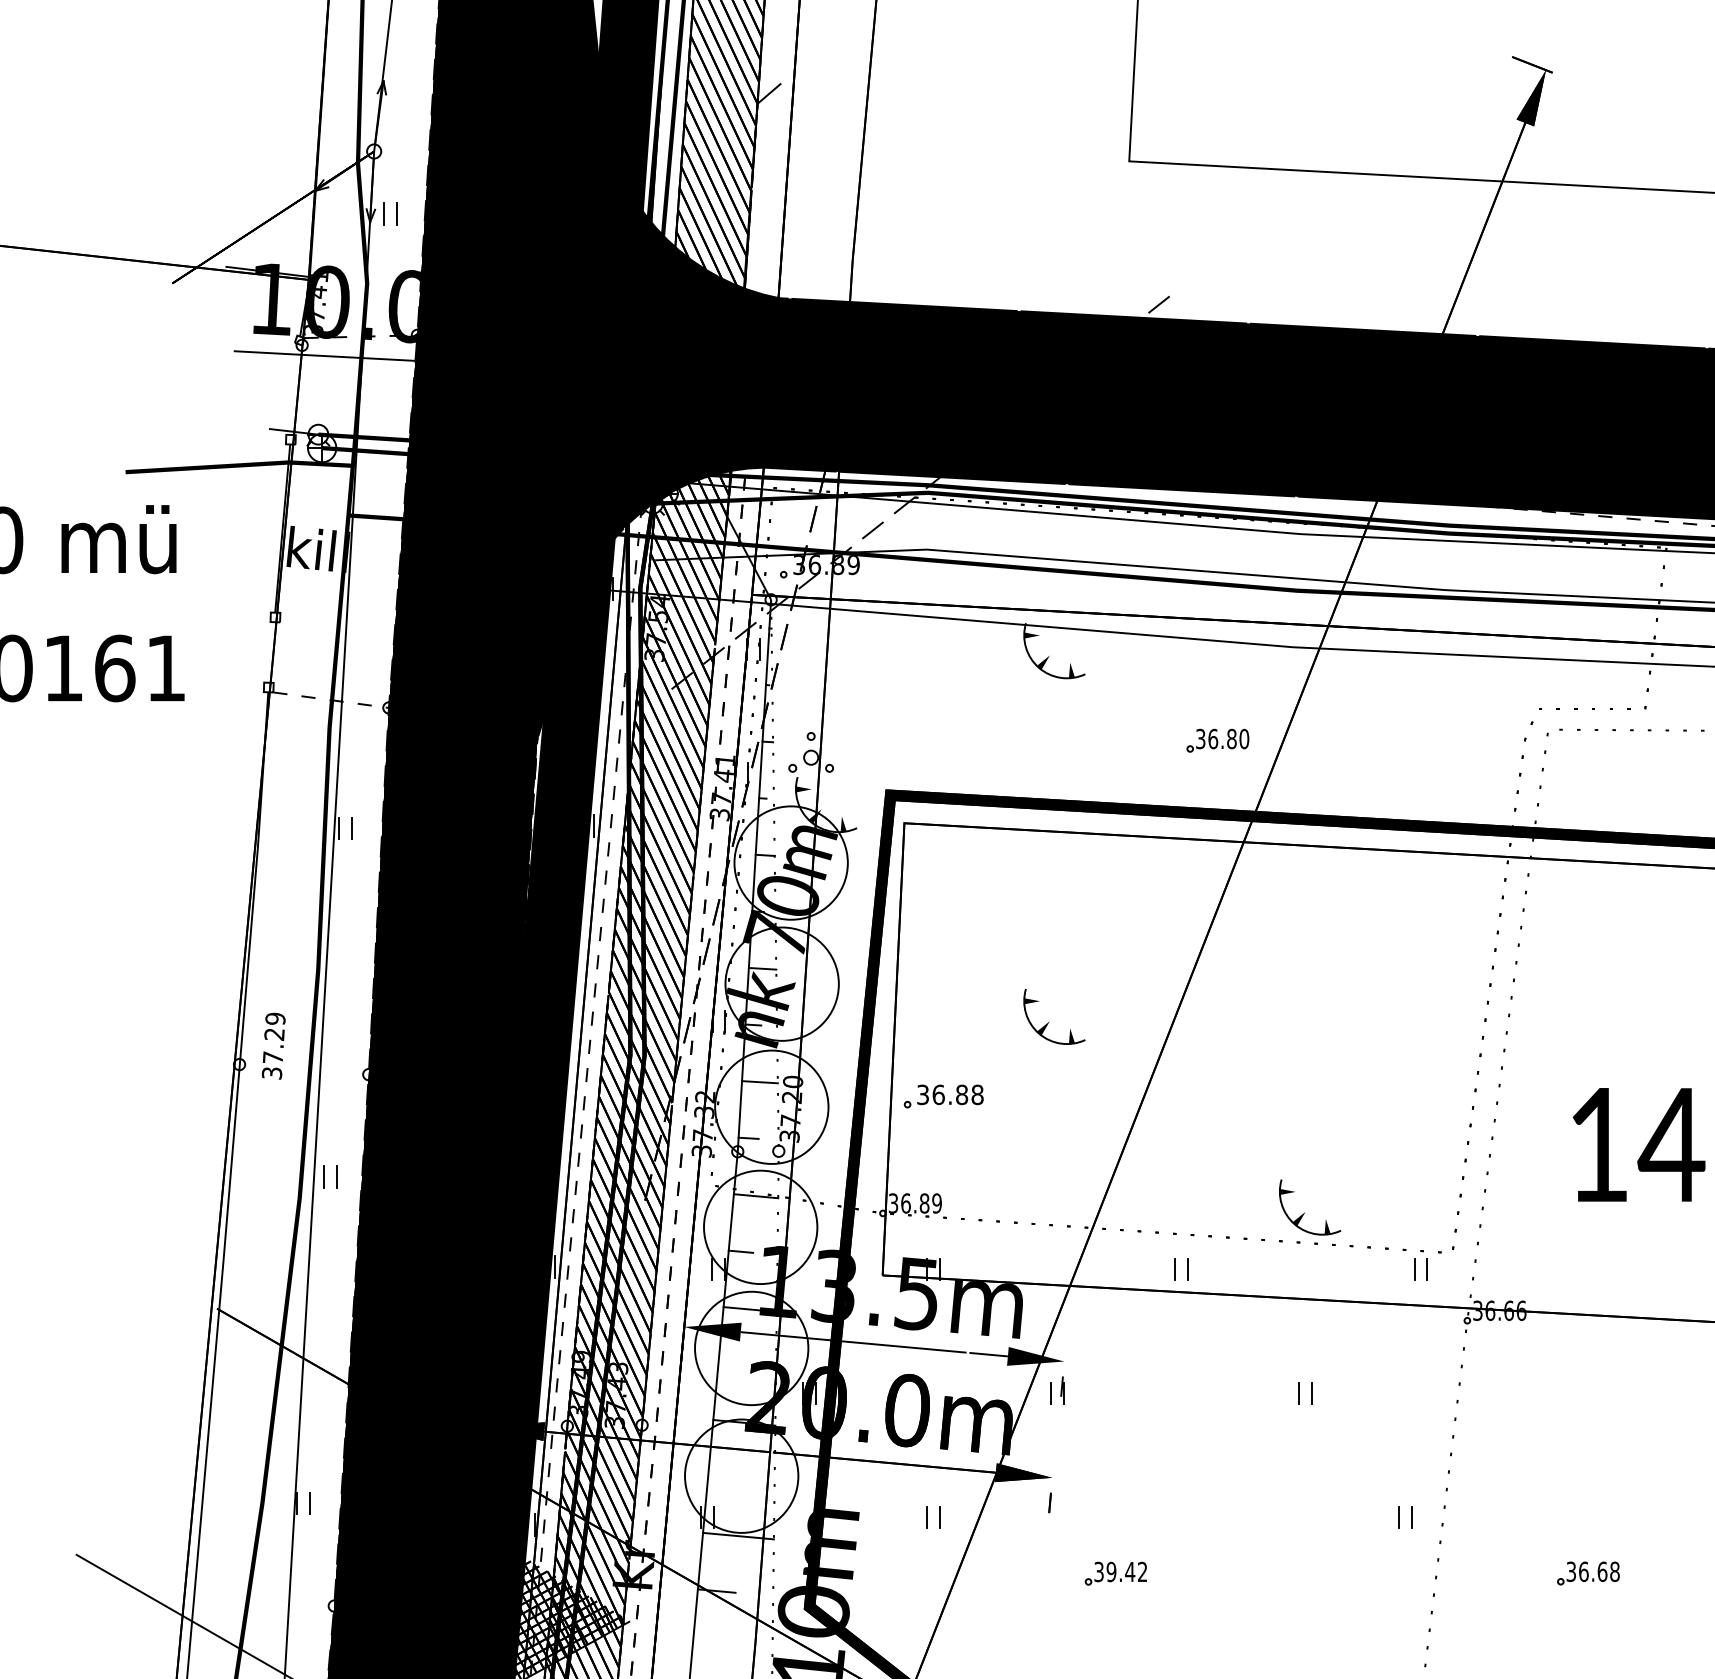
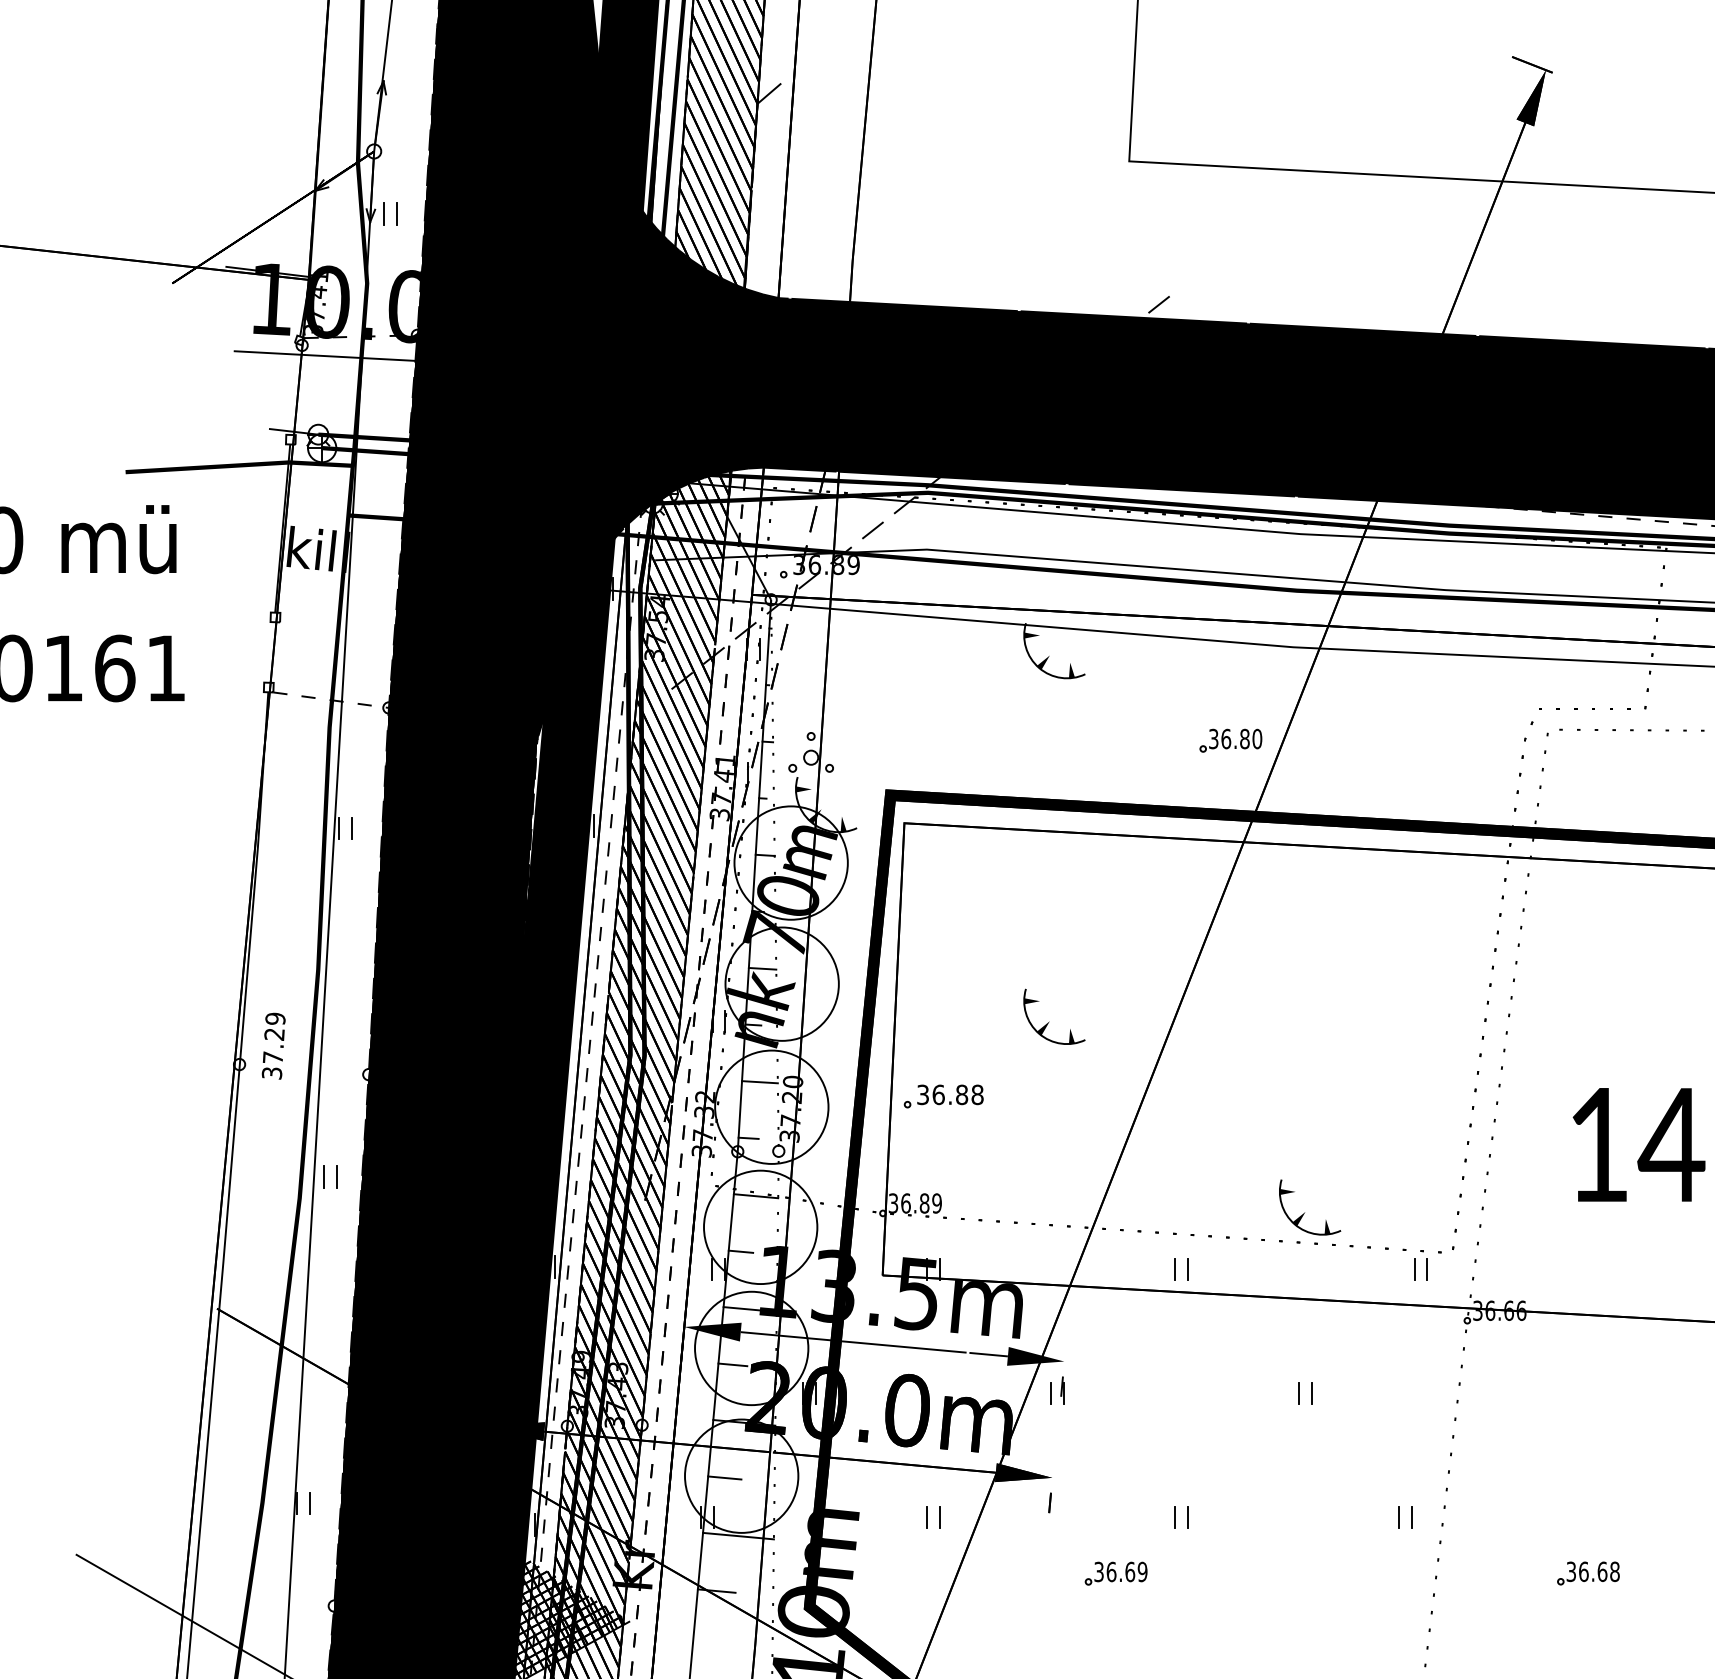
part position: (1217, 740) -> (1230, 740) (1230, 740)
line: none -> present (732, 1364)
line: none -> present (724, 1477)
part: none -> present (1181, 1517)
text: 39.42 -> 36.69 (1126, 1571)
